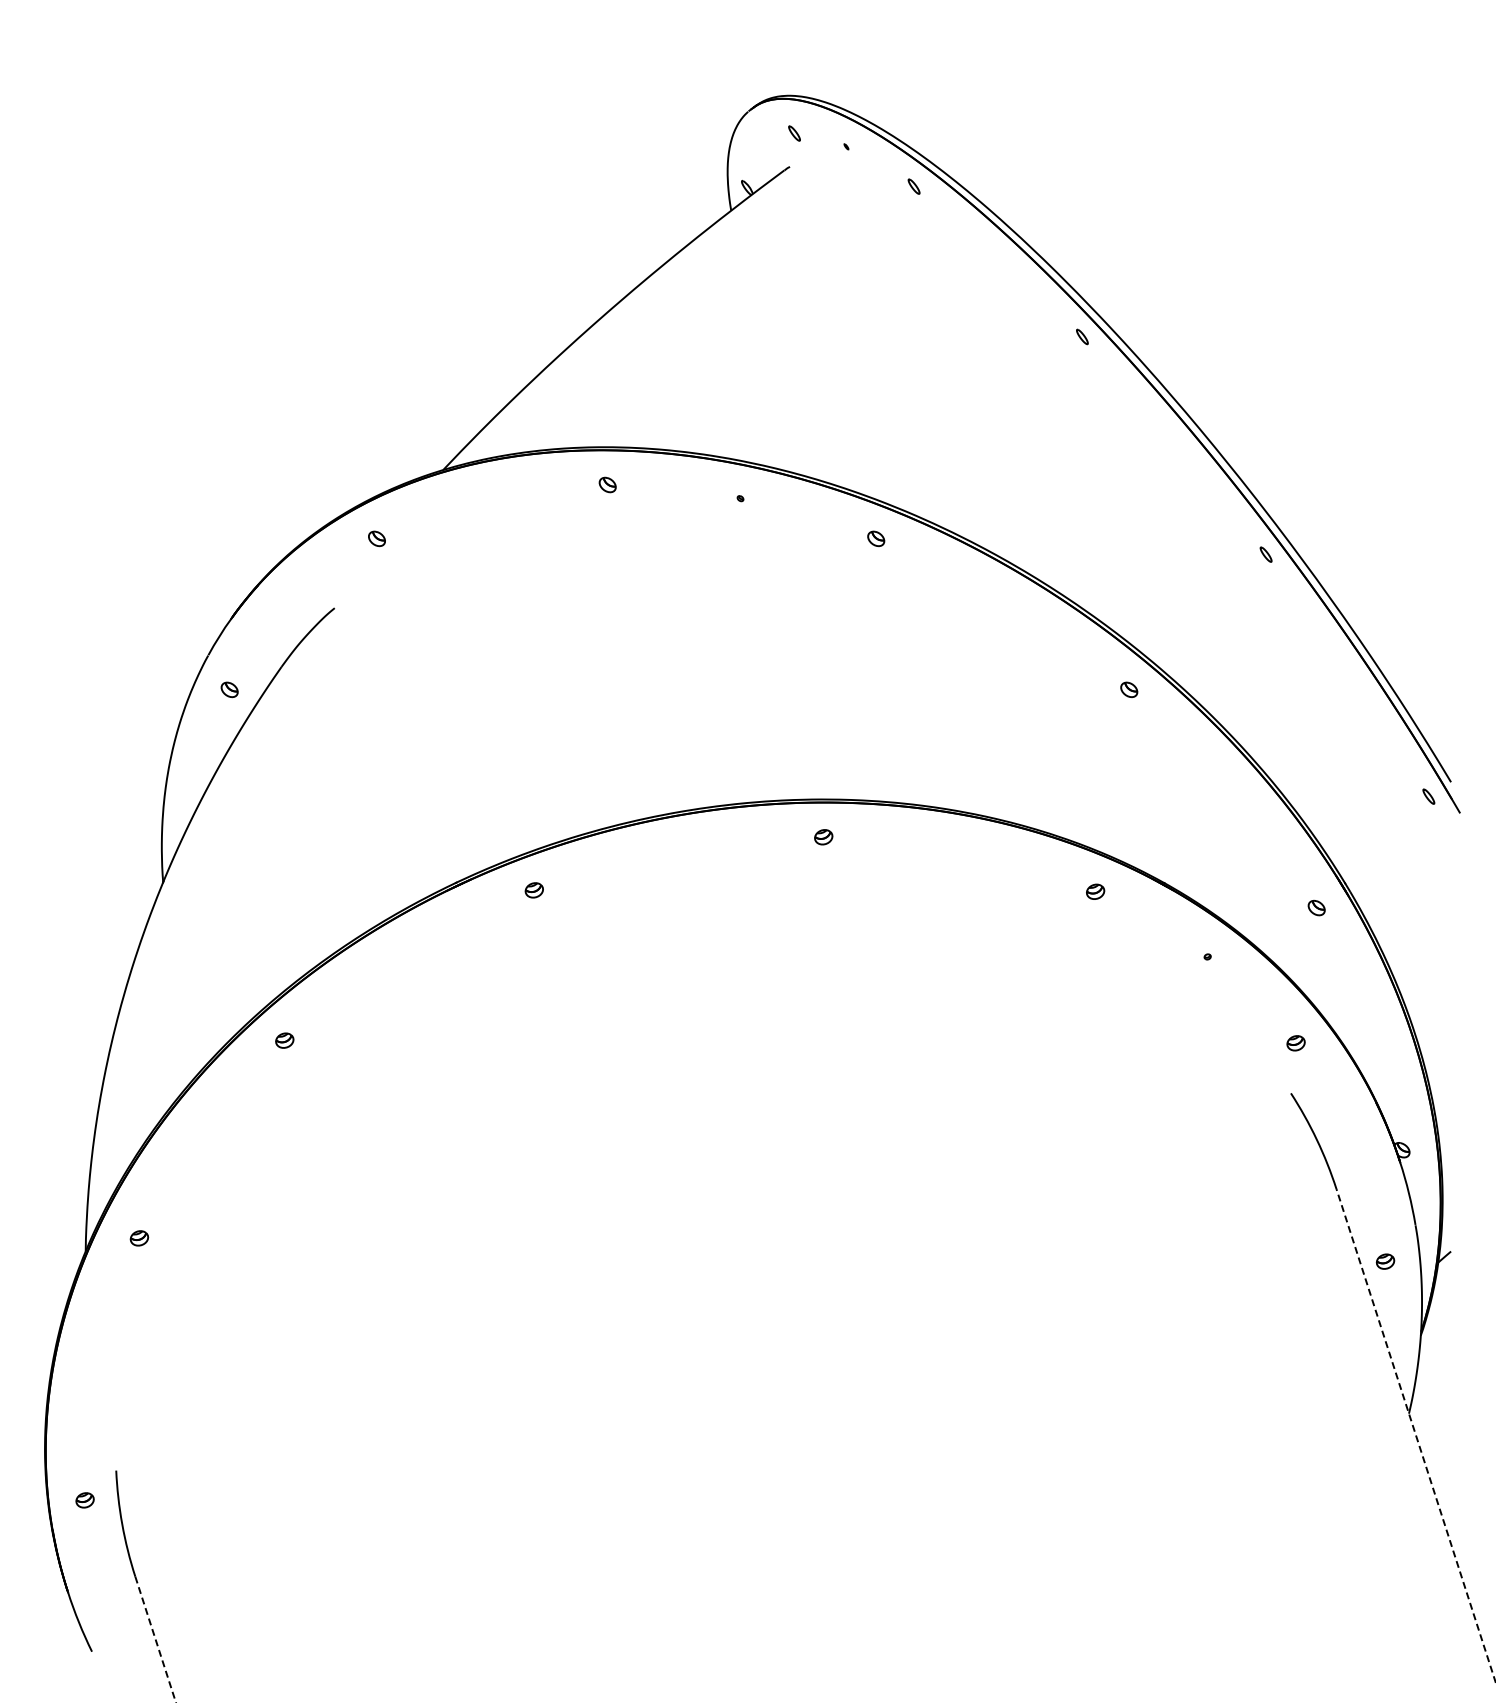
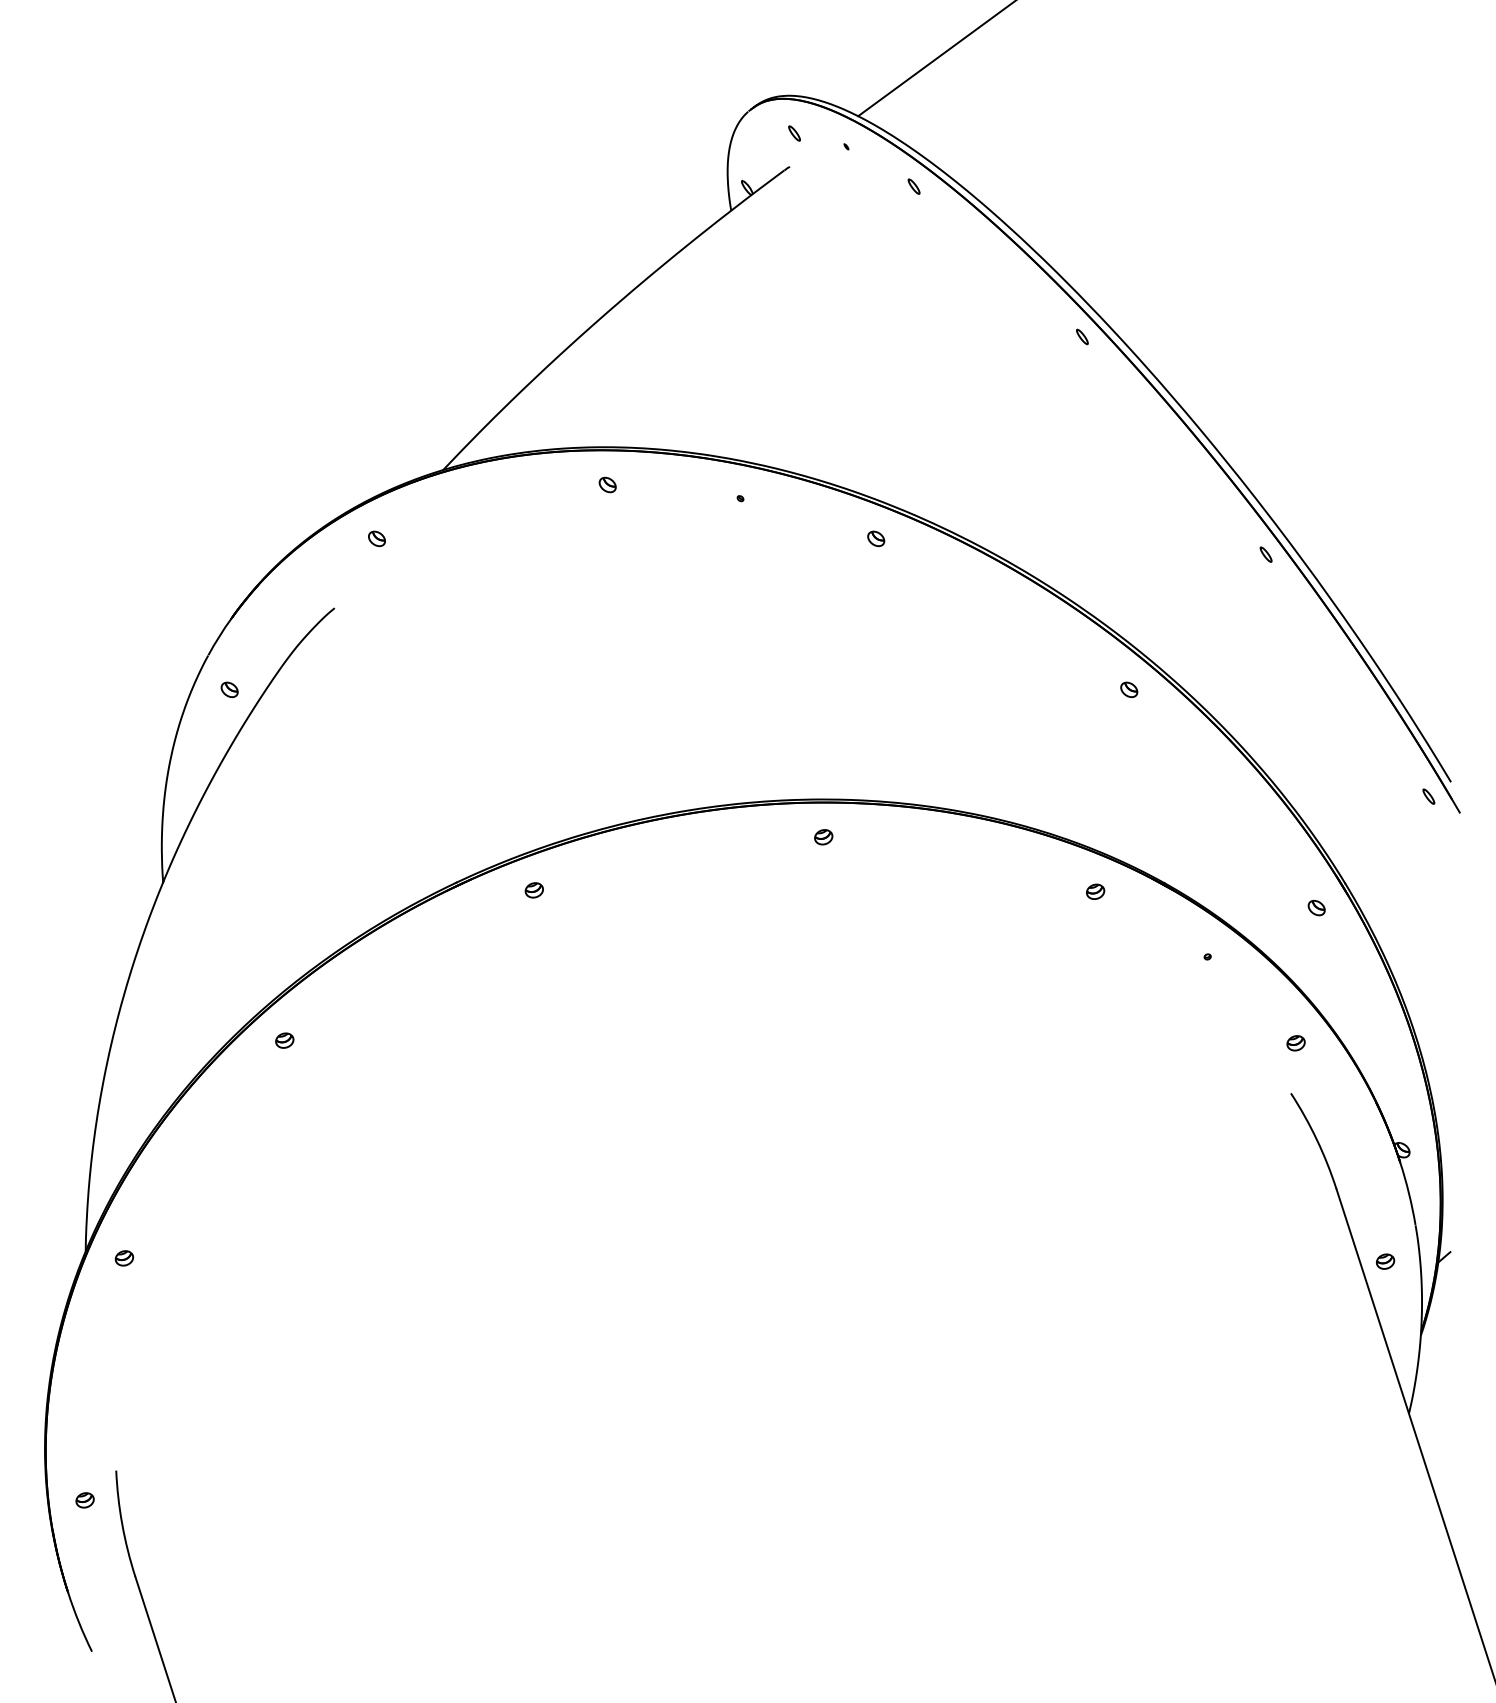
line: none -> present (935, 59)
part position: (139, 1238) -> (124, 1258) (124, 1258)
line: dashed -> solid (1416, 1435)
line: dashed -> solid (155, 1639)
